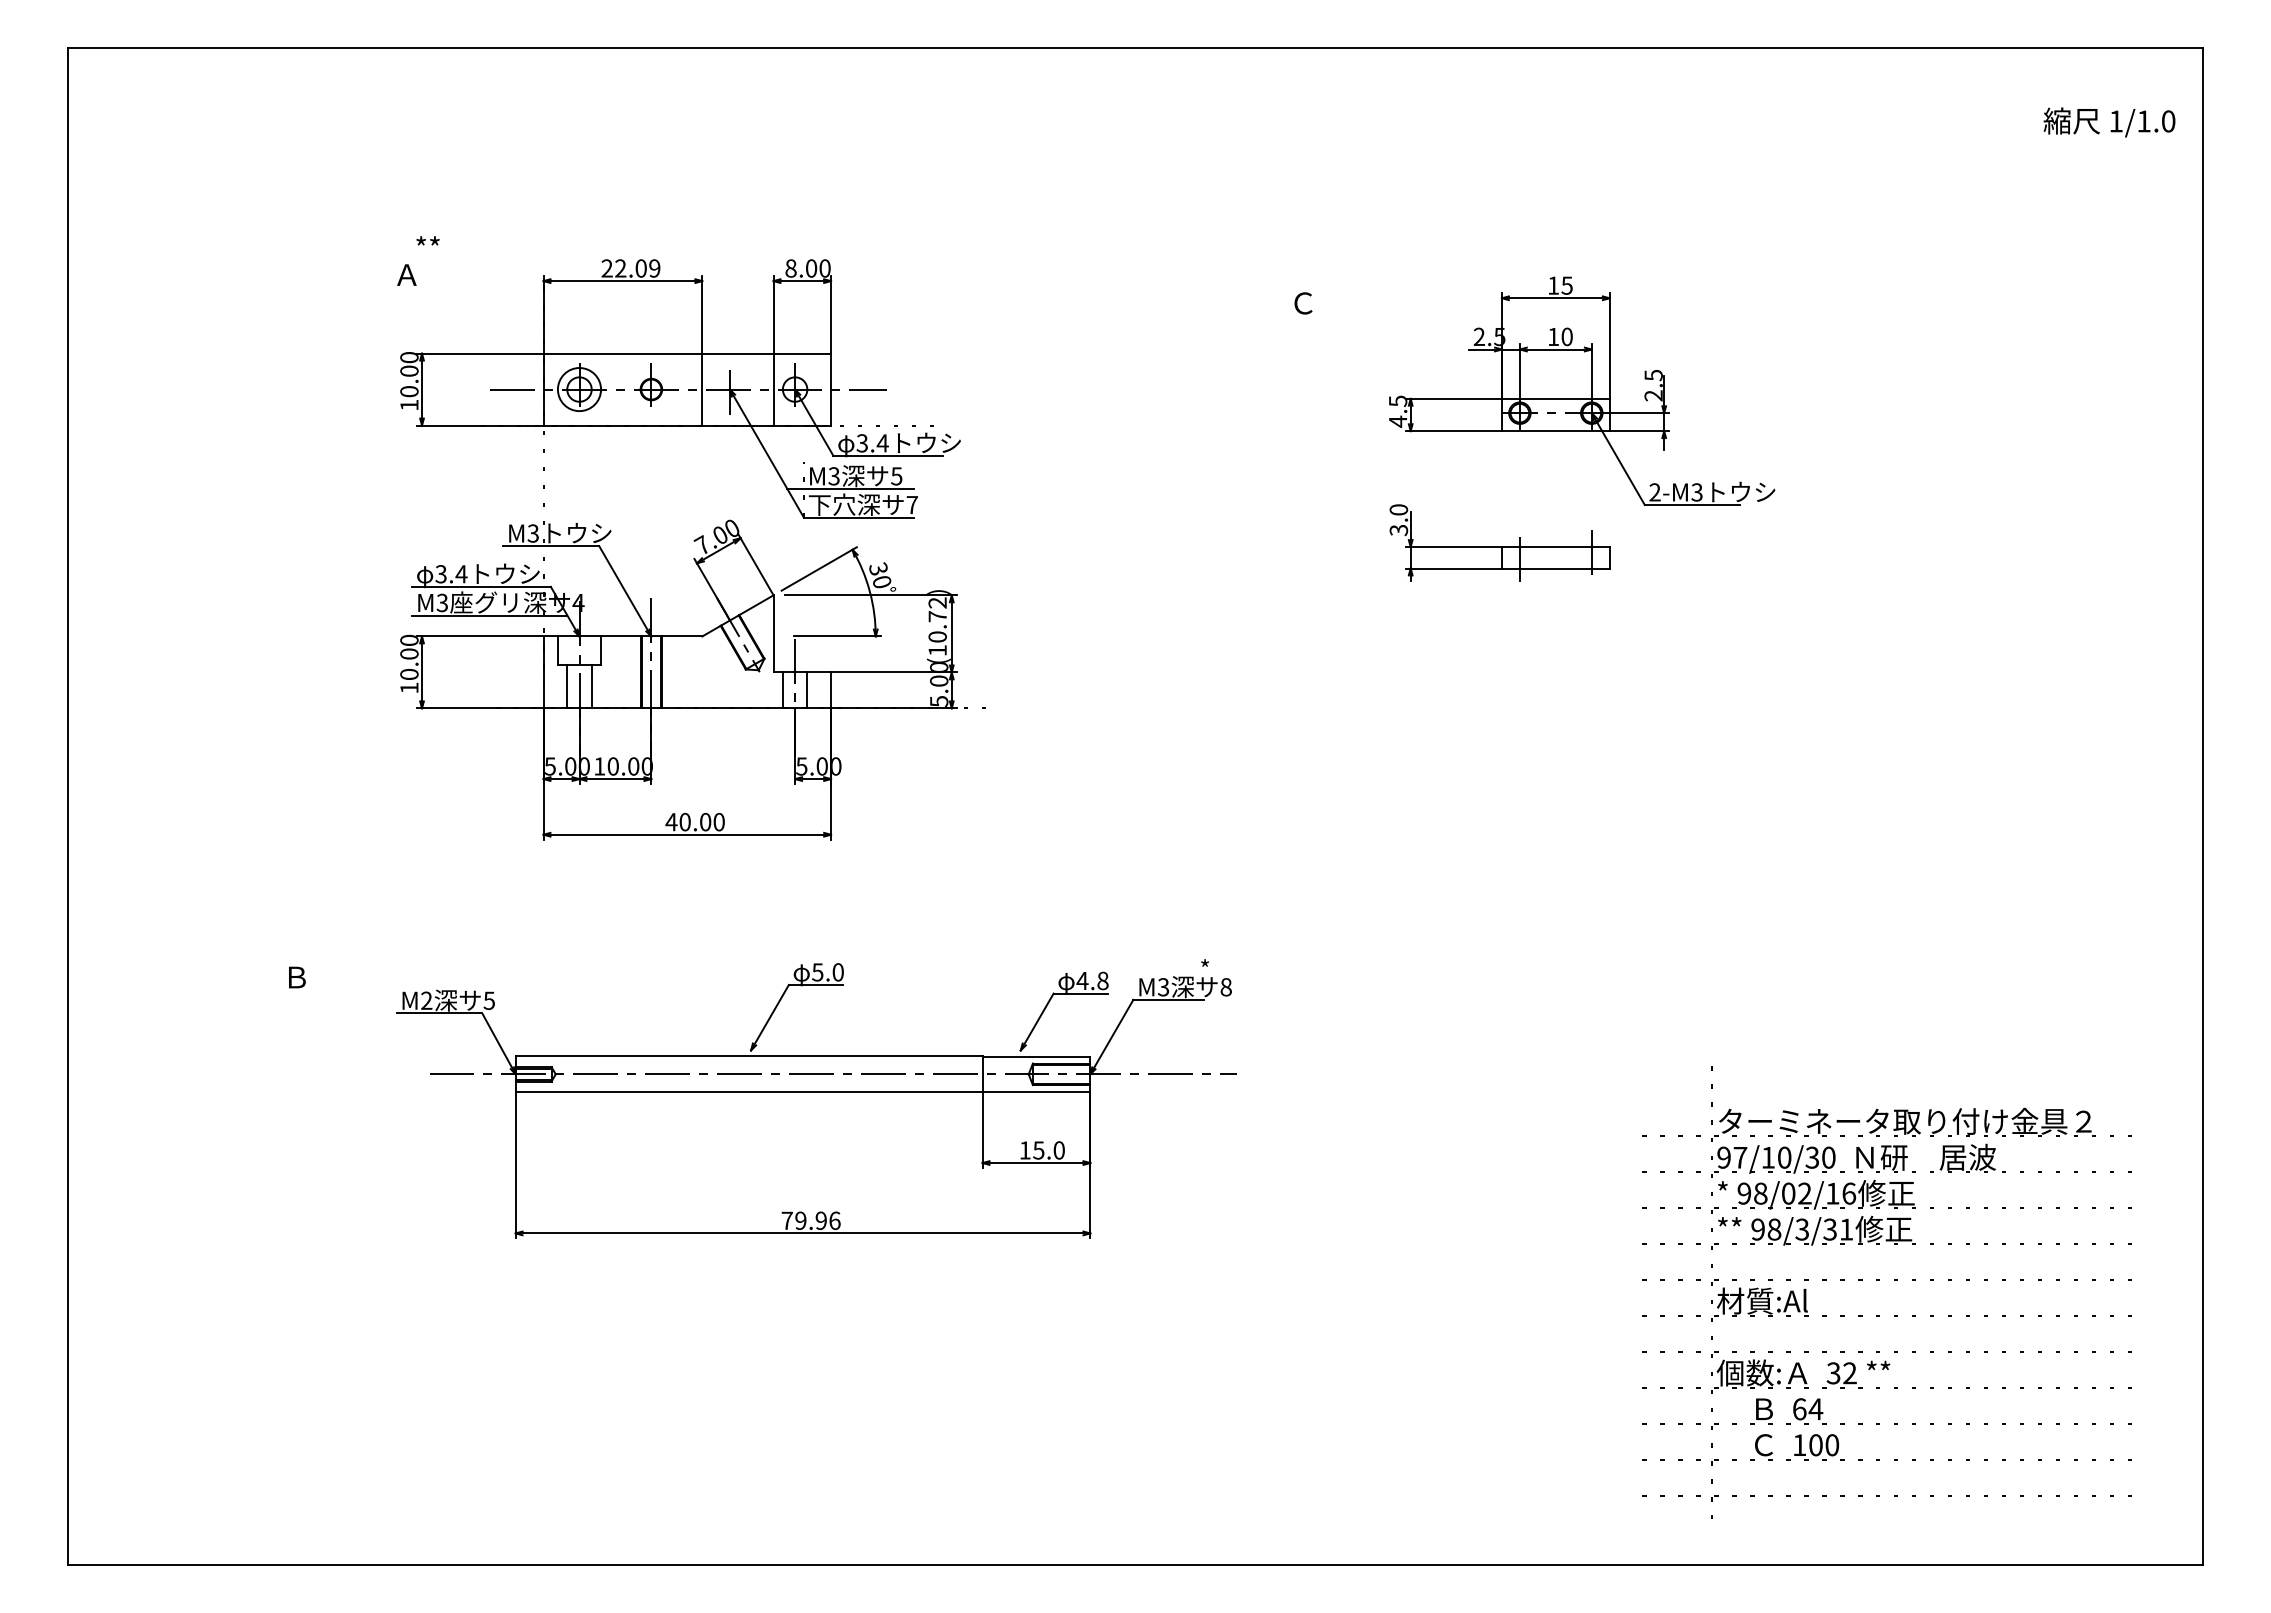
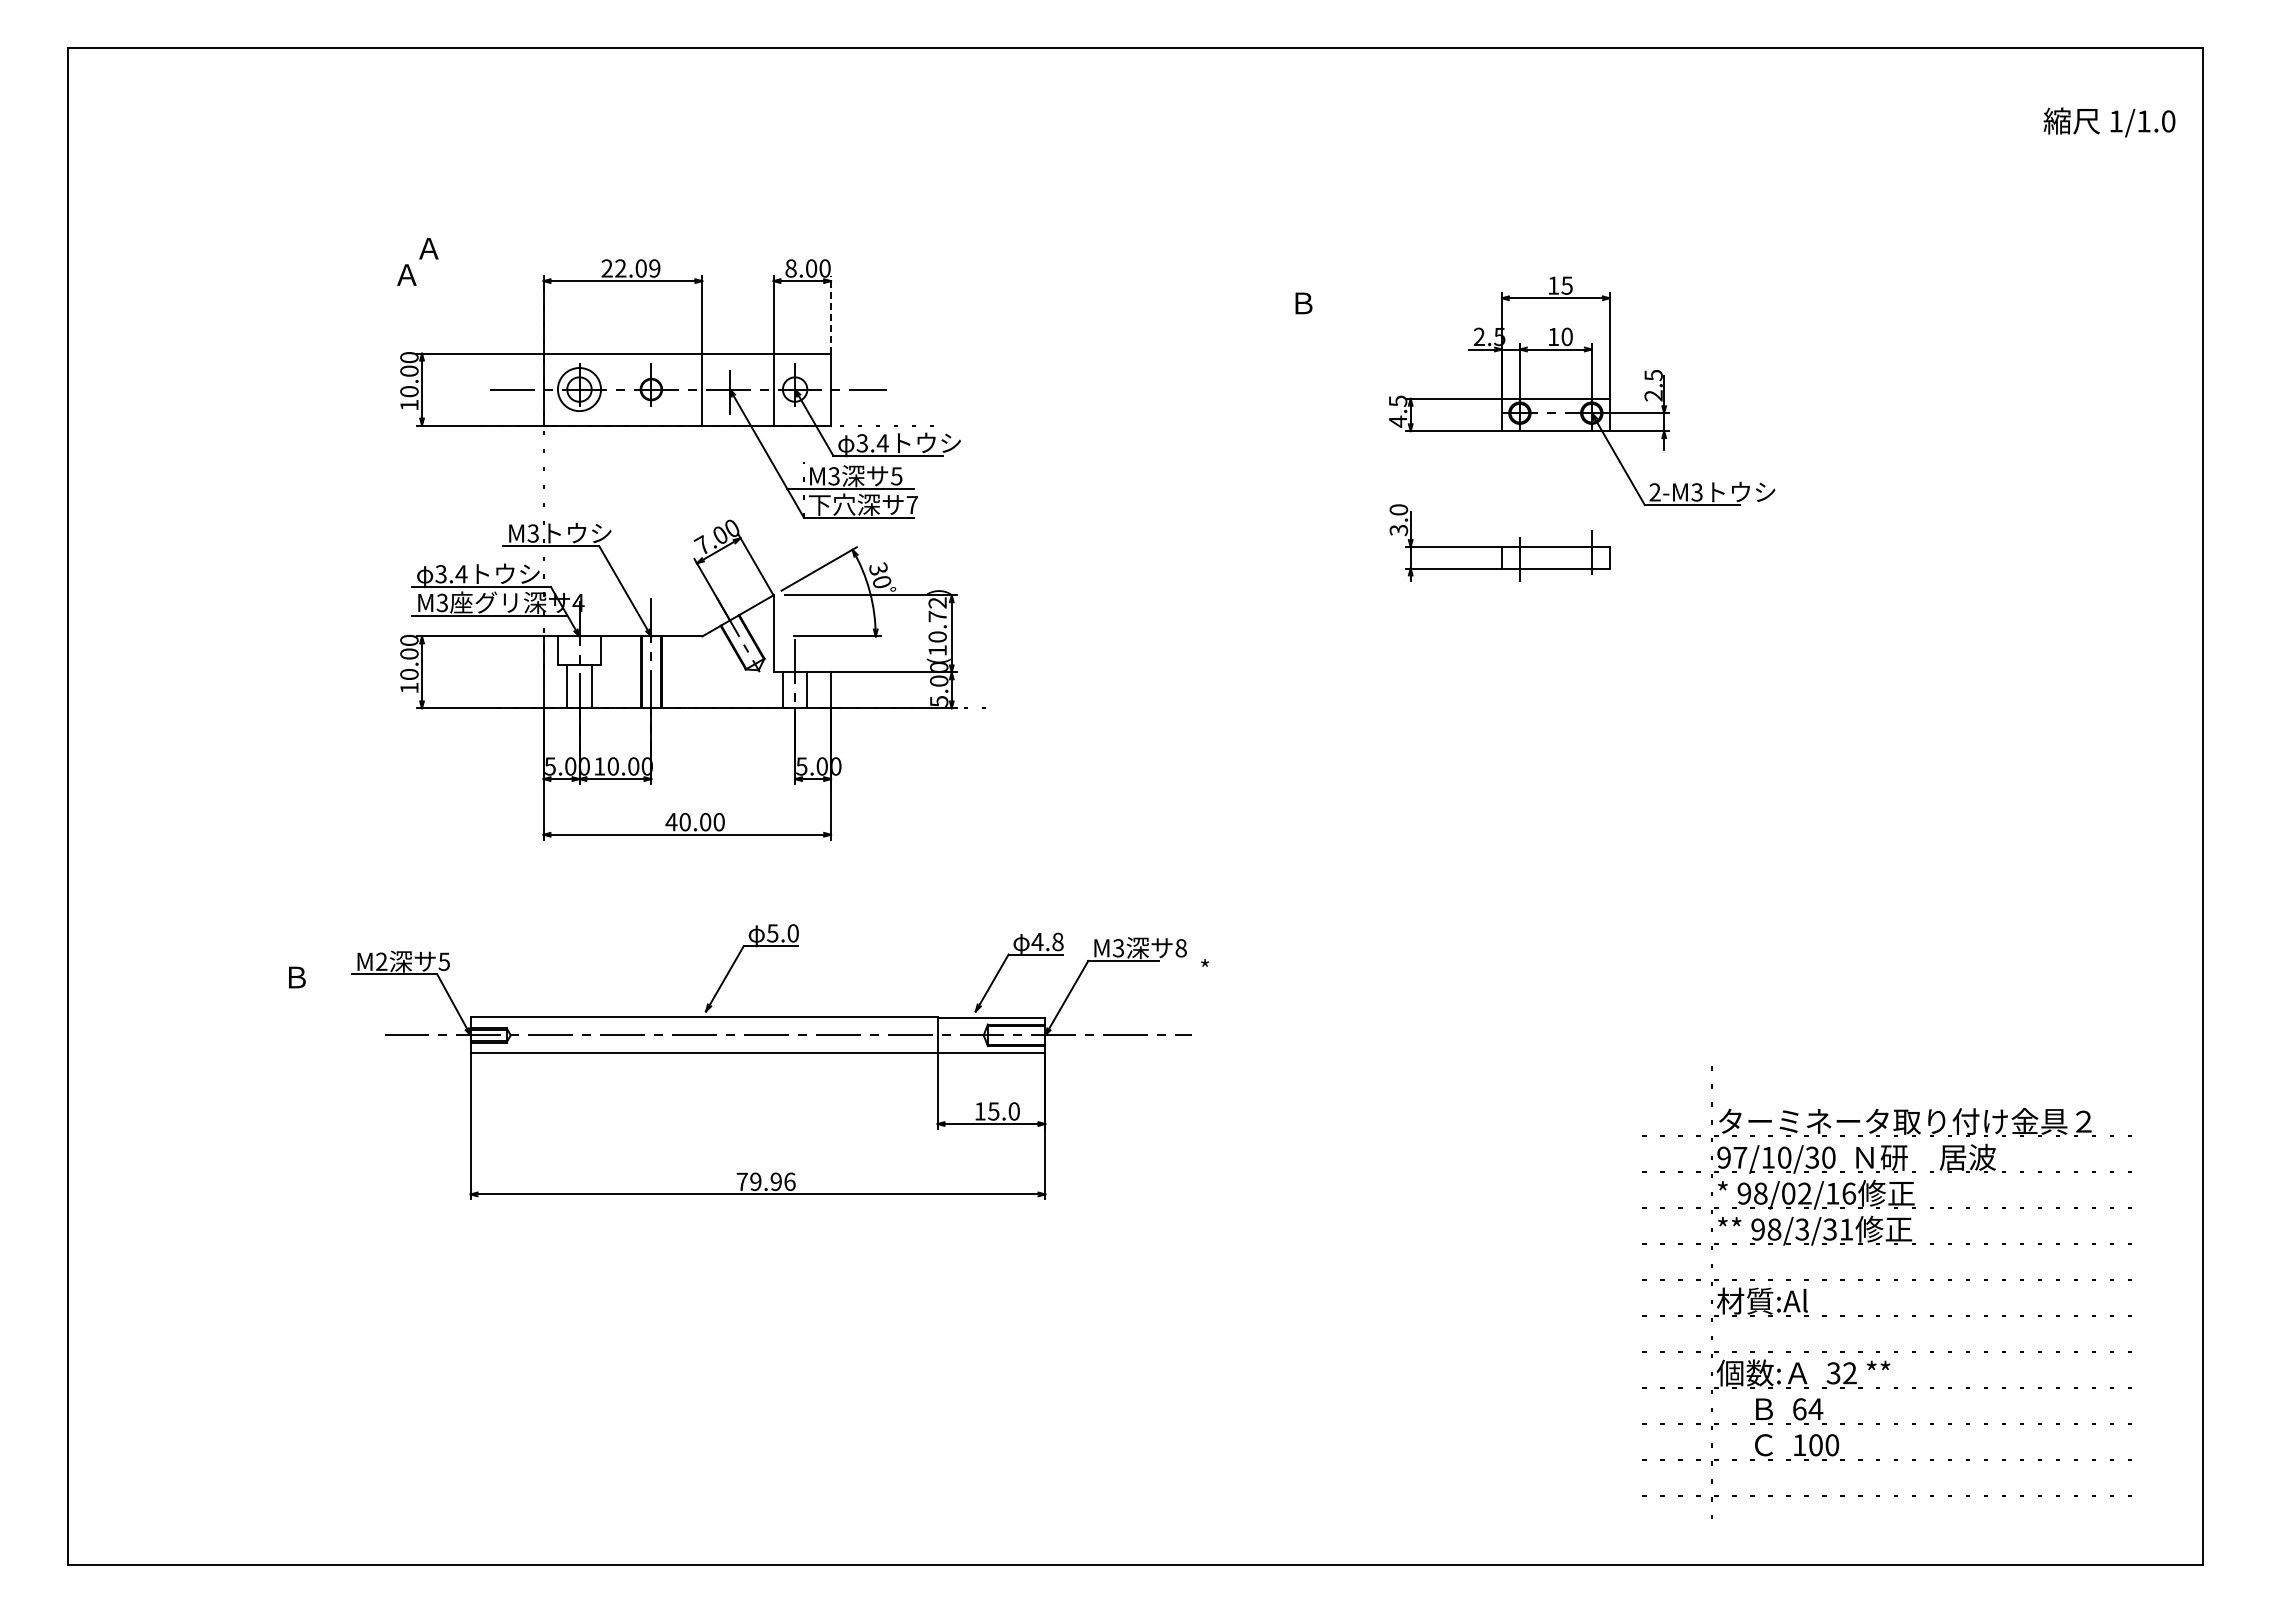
text: ** -> Ａ (427, 247)
text: Ｃ -> Ｂ (1303, 303)
line: solid -> dashed (831, 314)
part position: (816, 1100) -> (771, 1061) (771, 1061)
